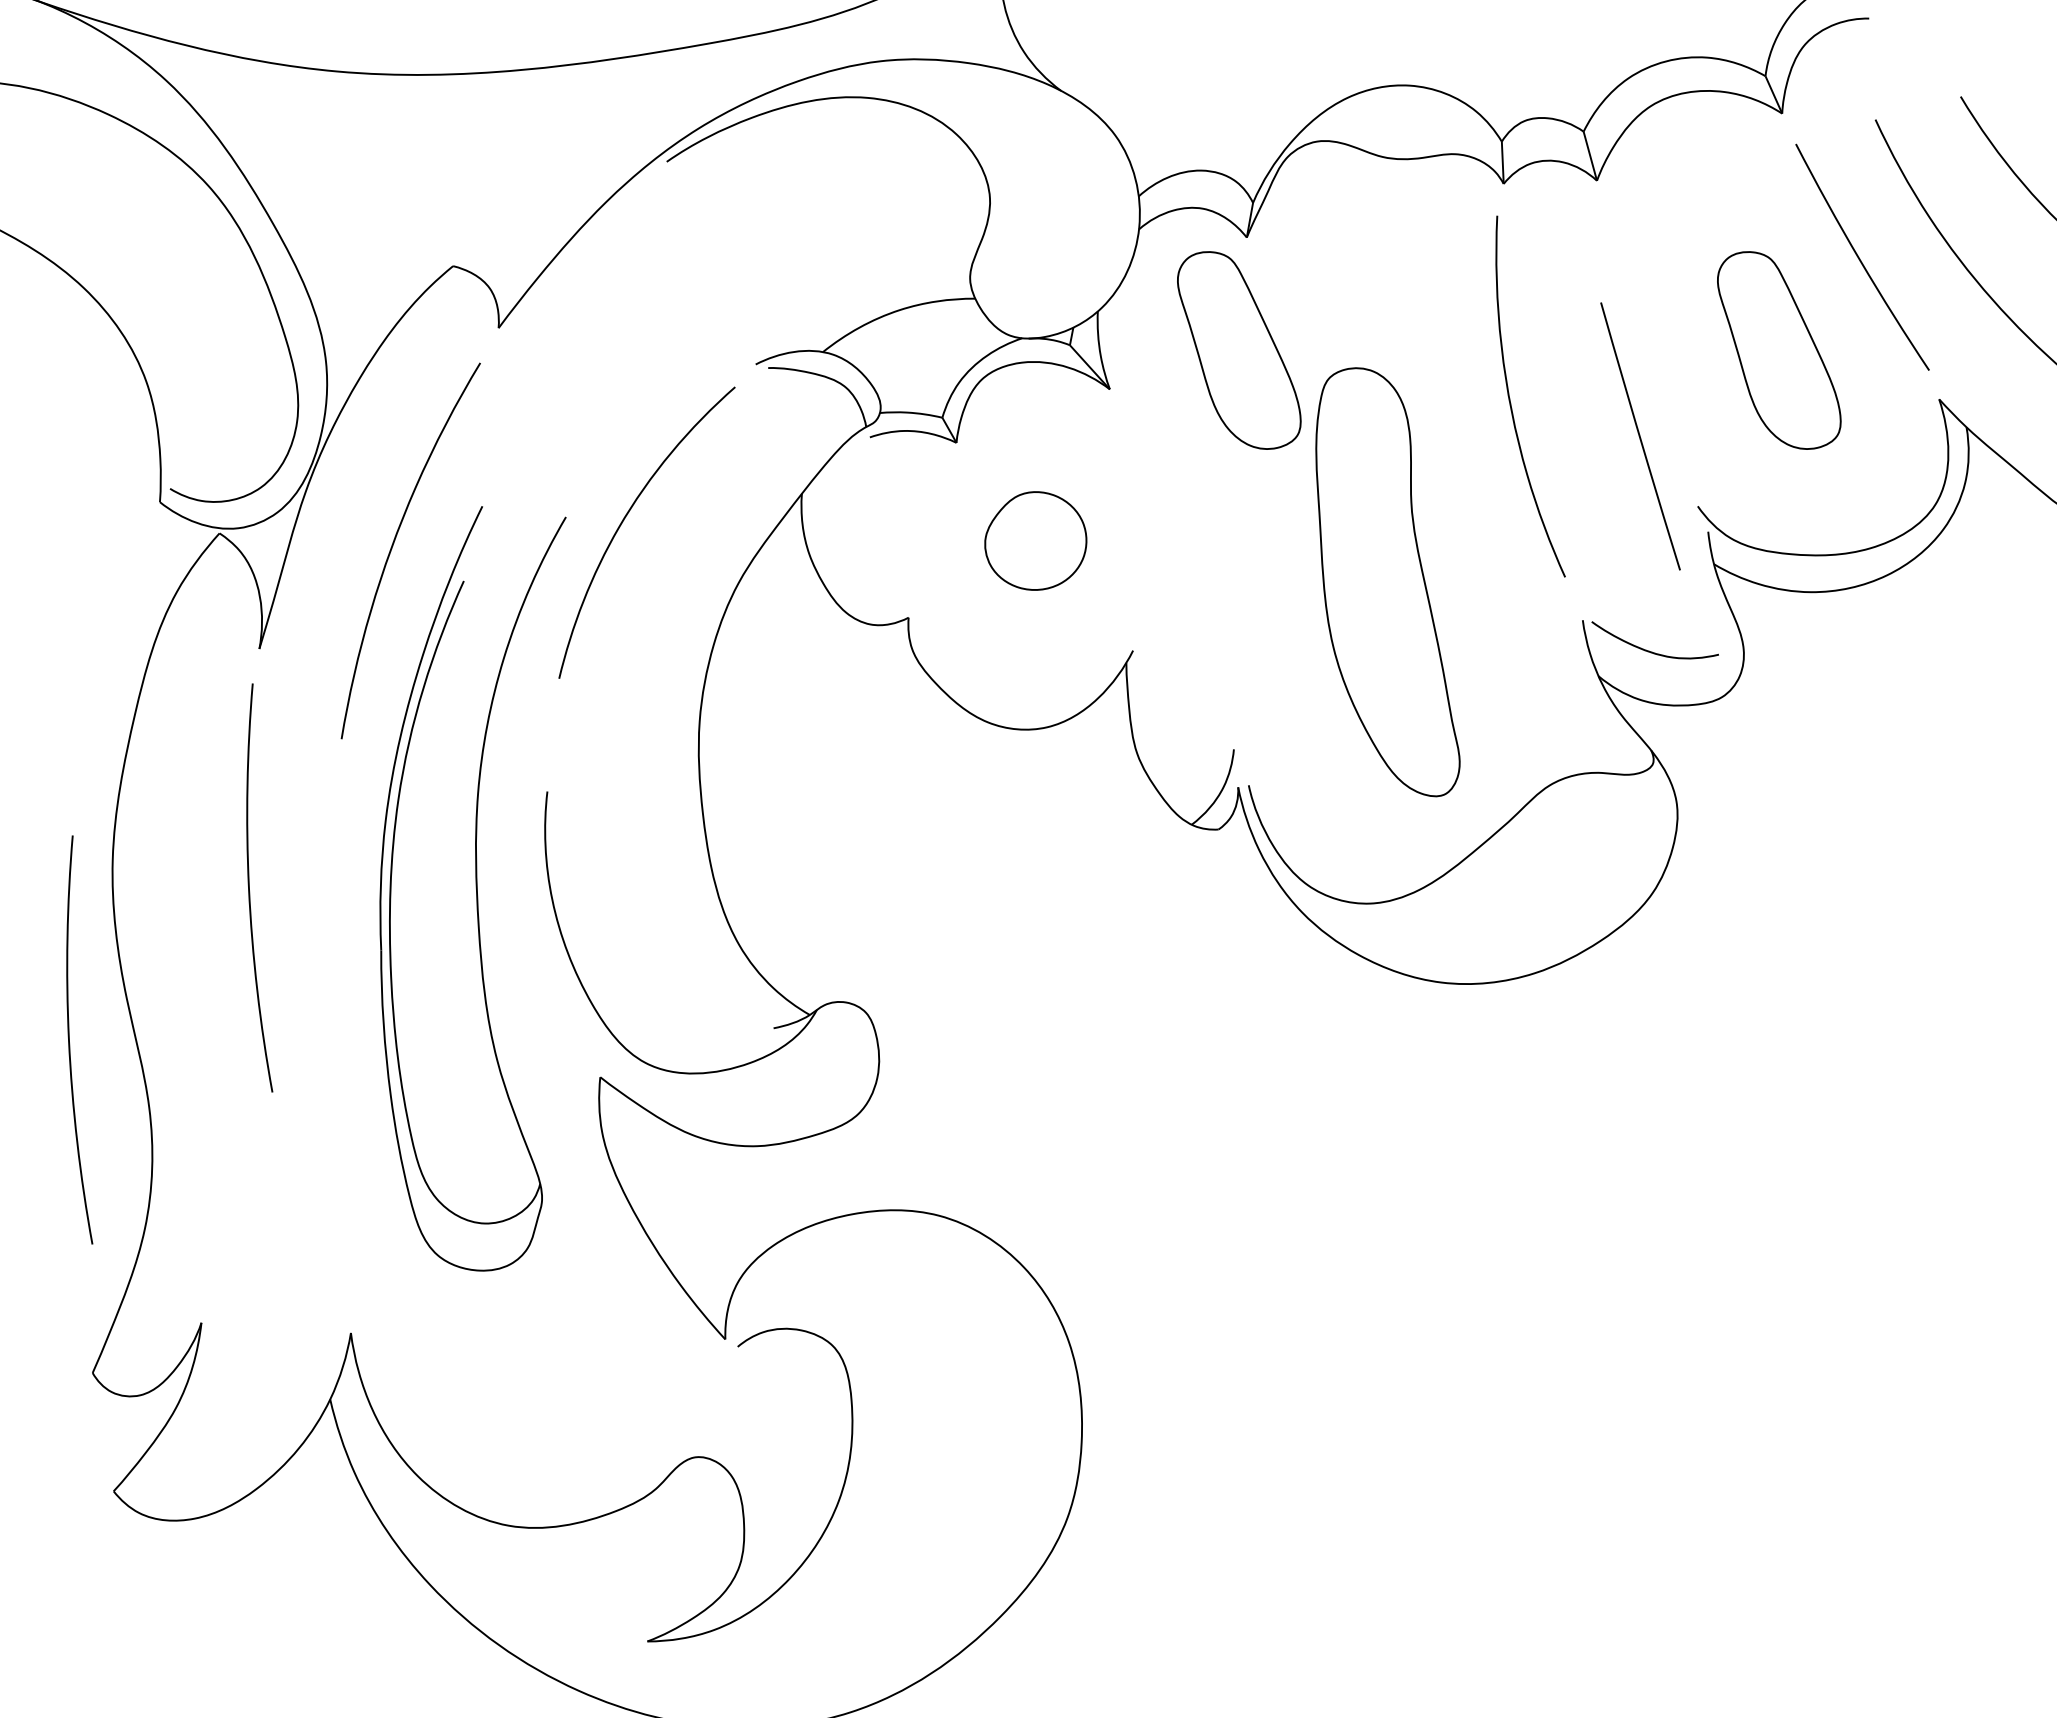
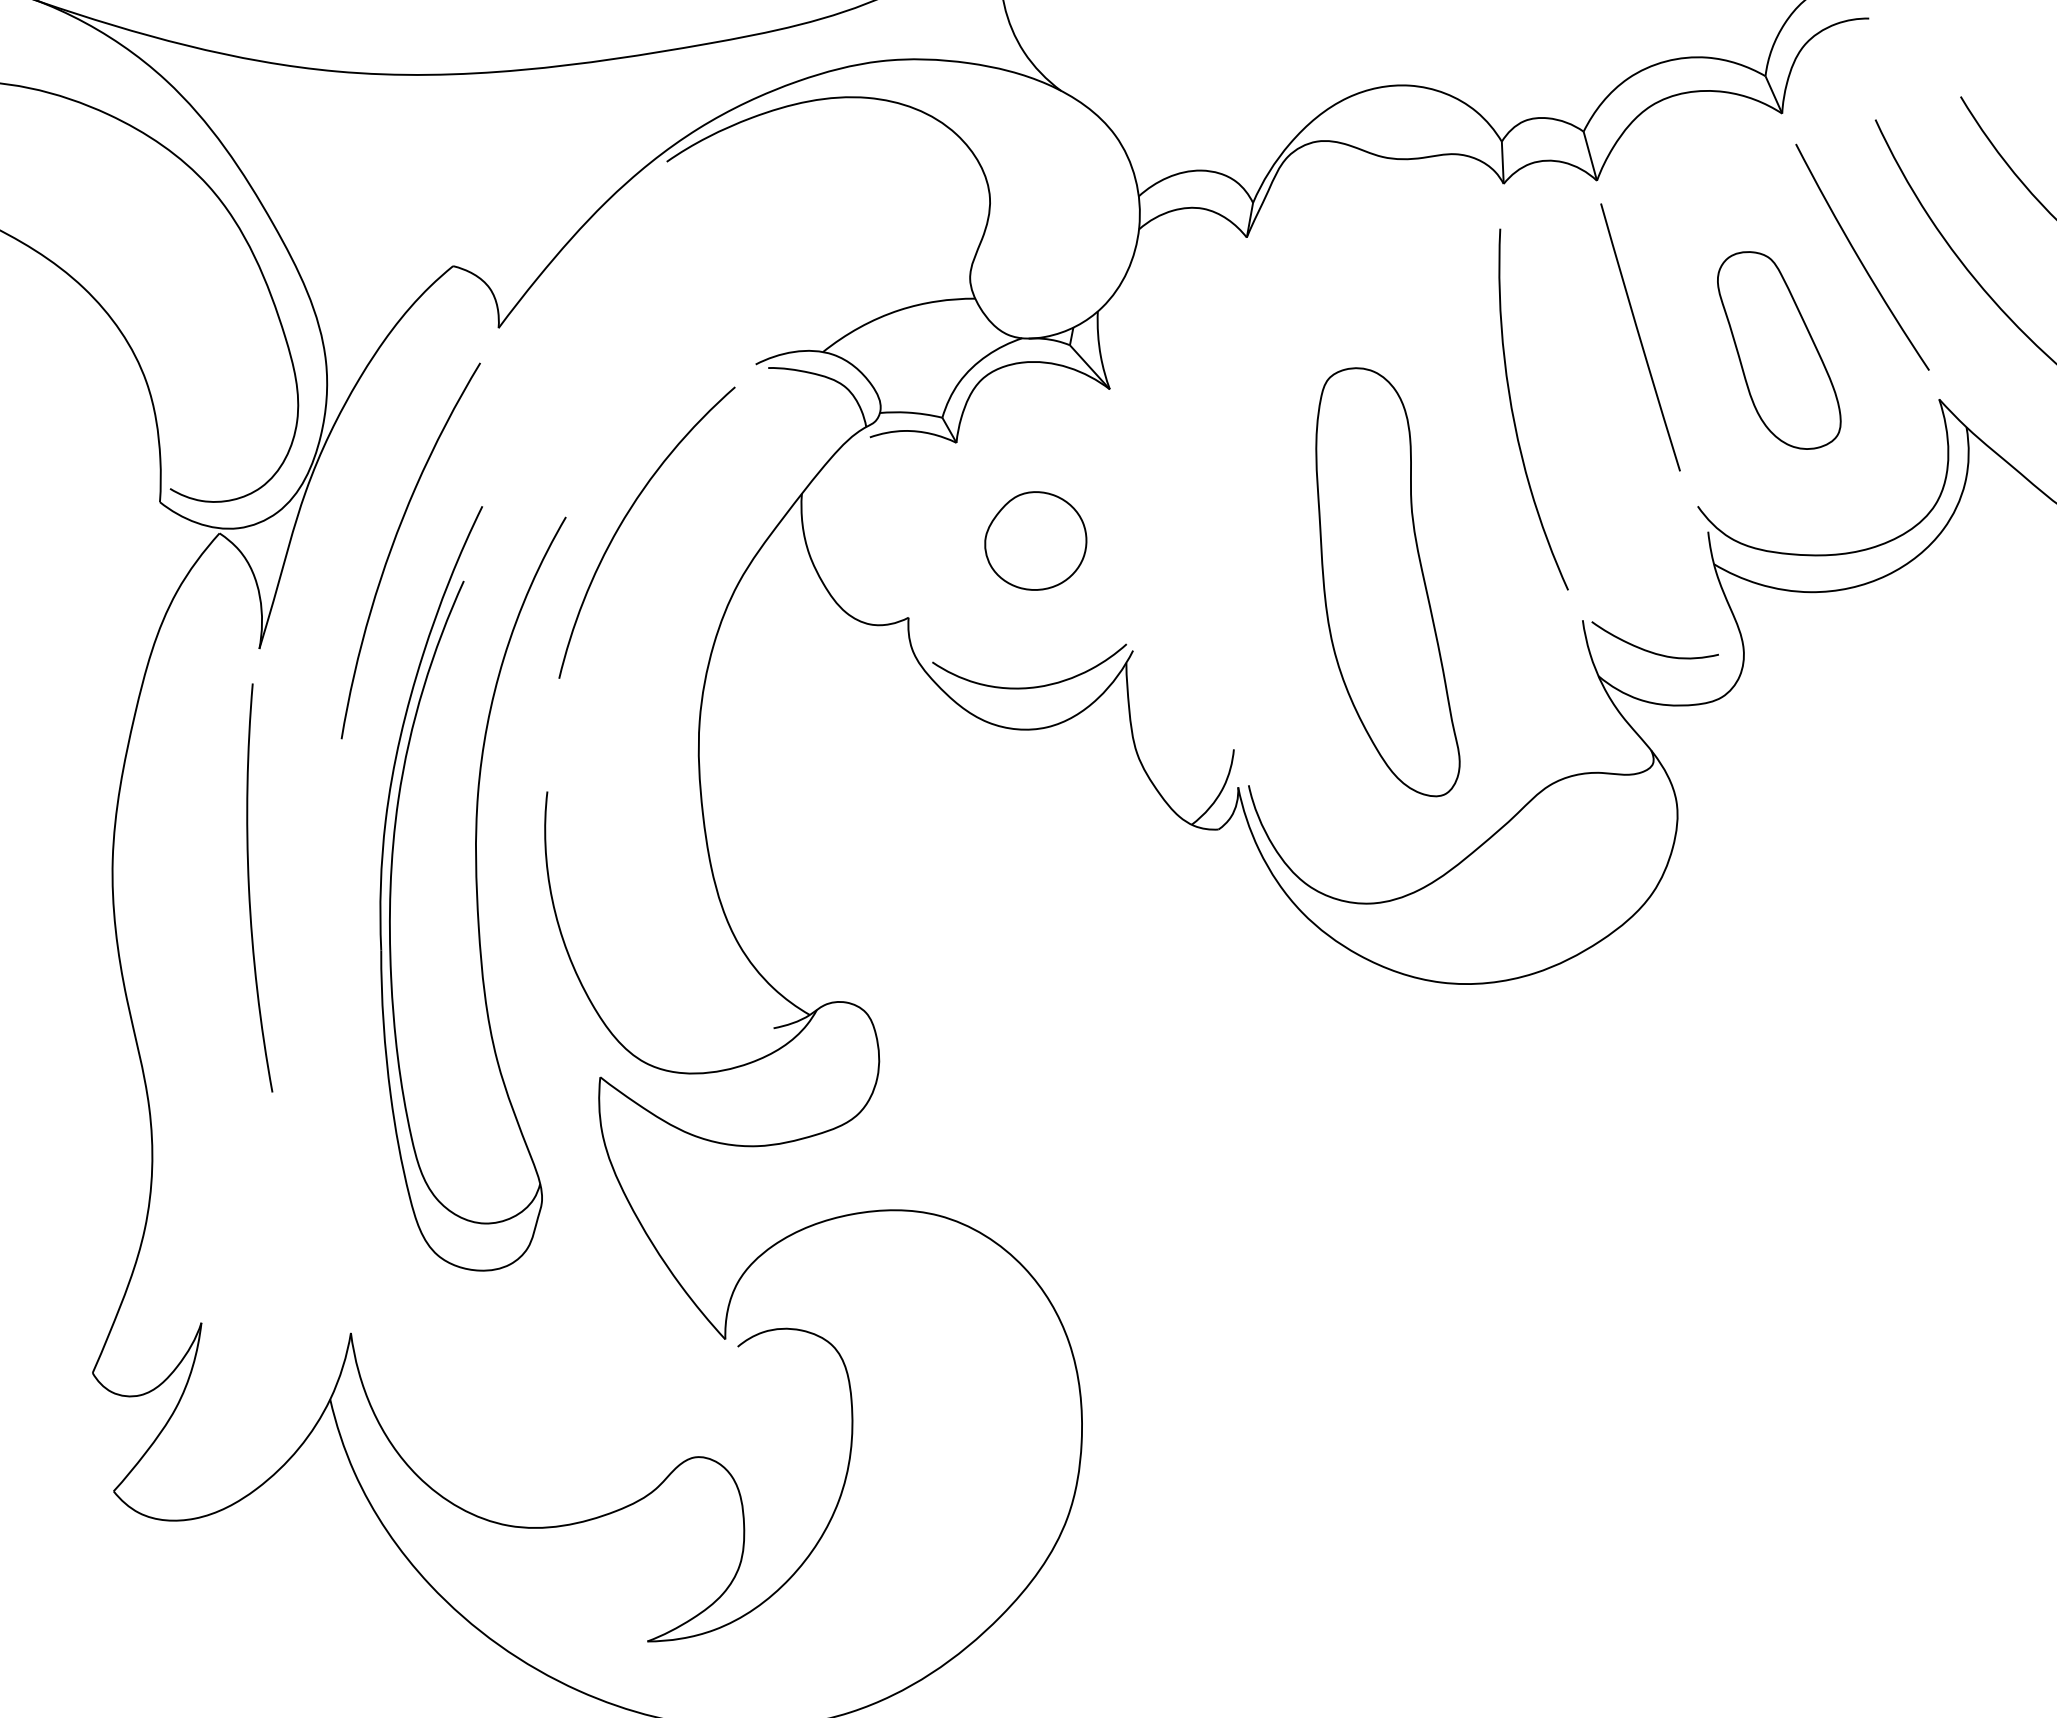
part: present -> none (1239, 350)
curve position: (1510, 398) -> (1513, 411) (1513, 411)
line position: (1640, 436) -> (1640, 337) (1640, 337)
curve: none -> present (1031, 686)
curve: present -> none (69, 1039)
